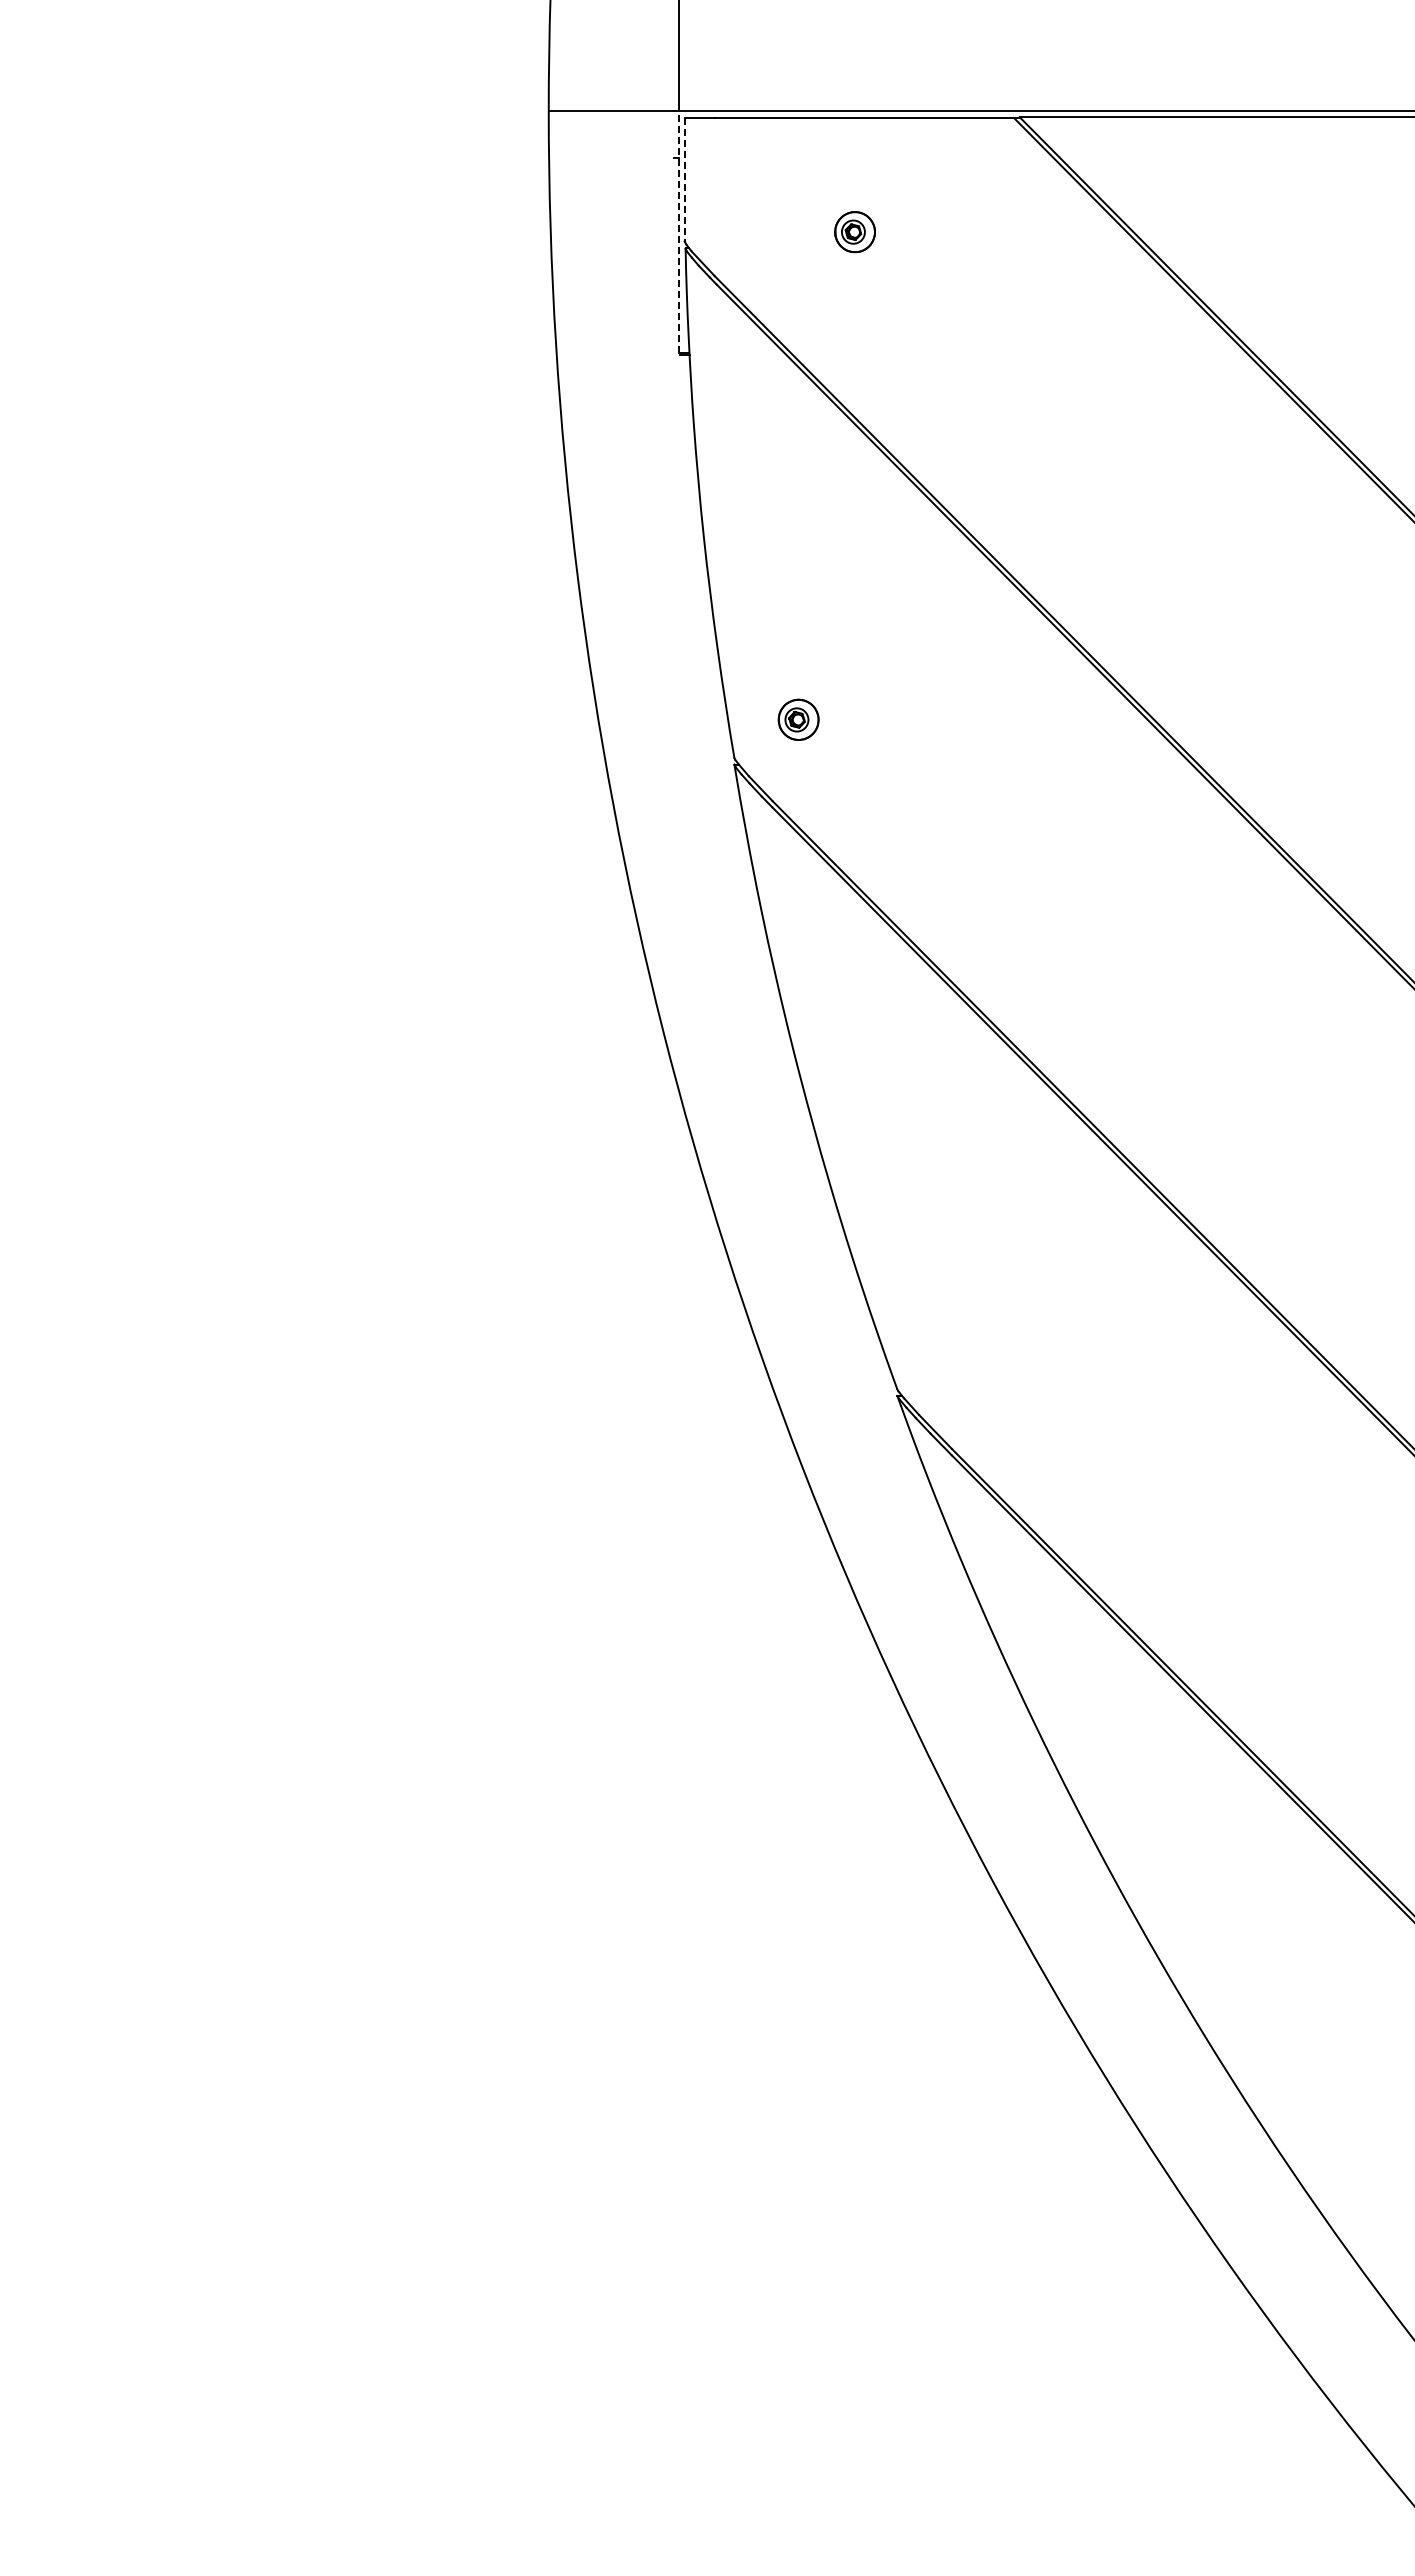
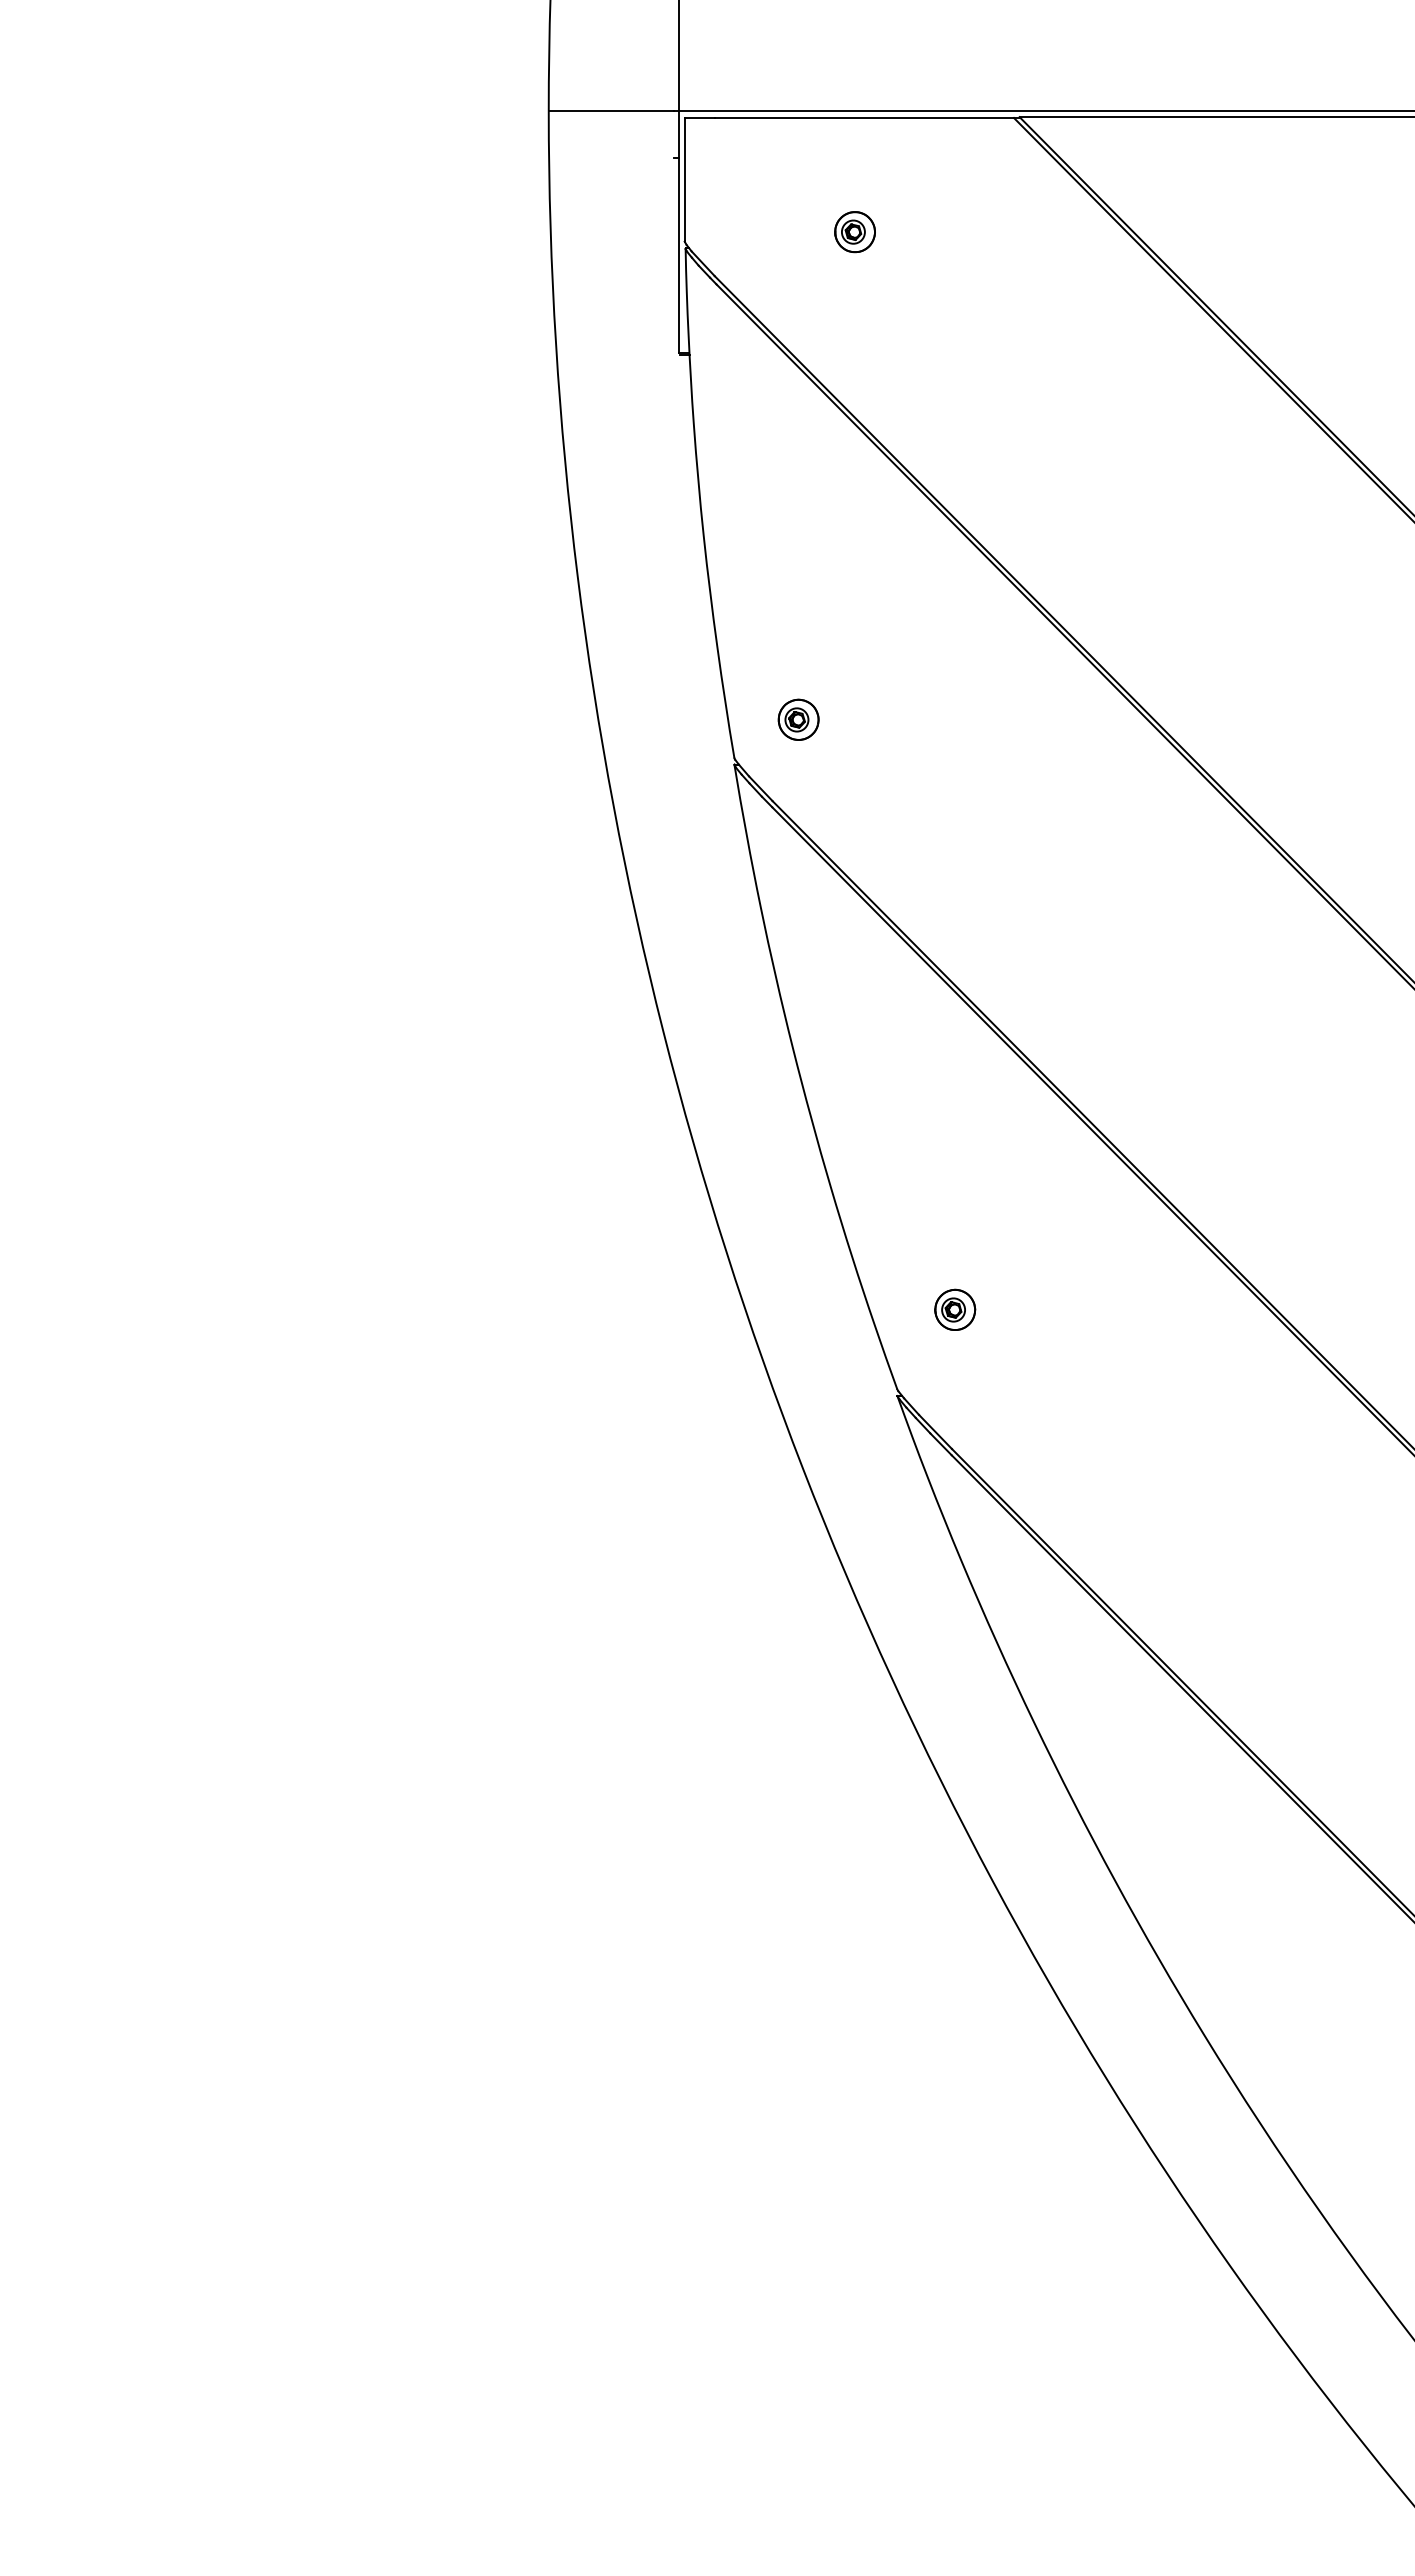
line: dashed -> solid (684, 179)
line: dashed -> solid (678, 232)
part: none -> present (955, 1309)
